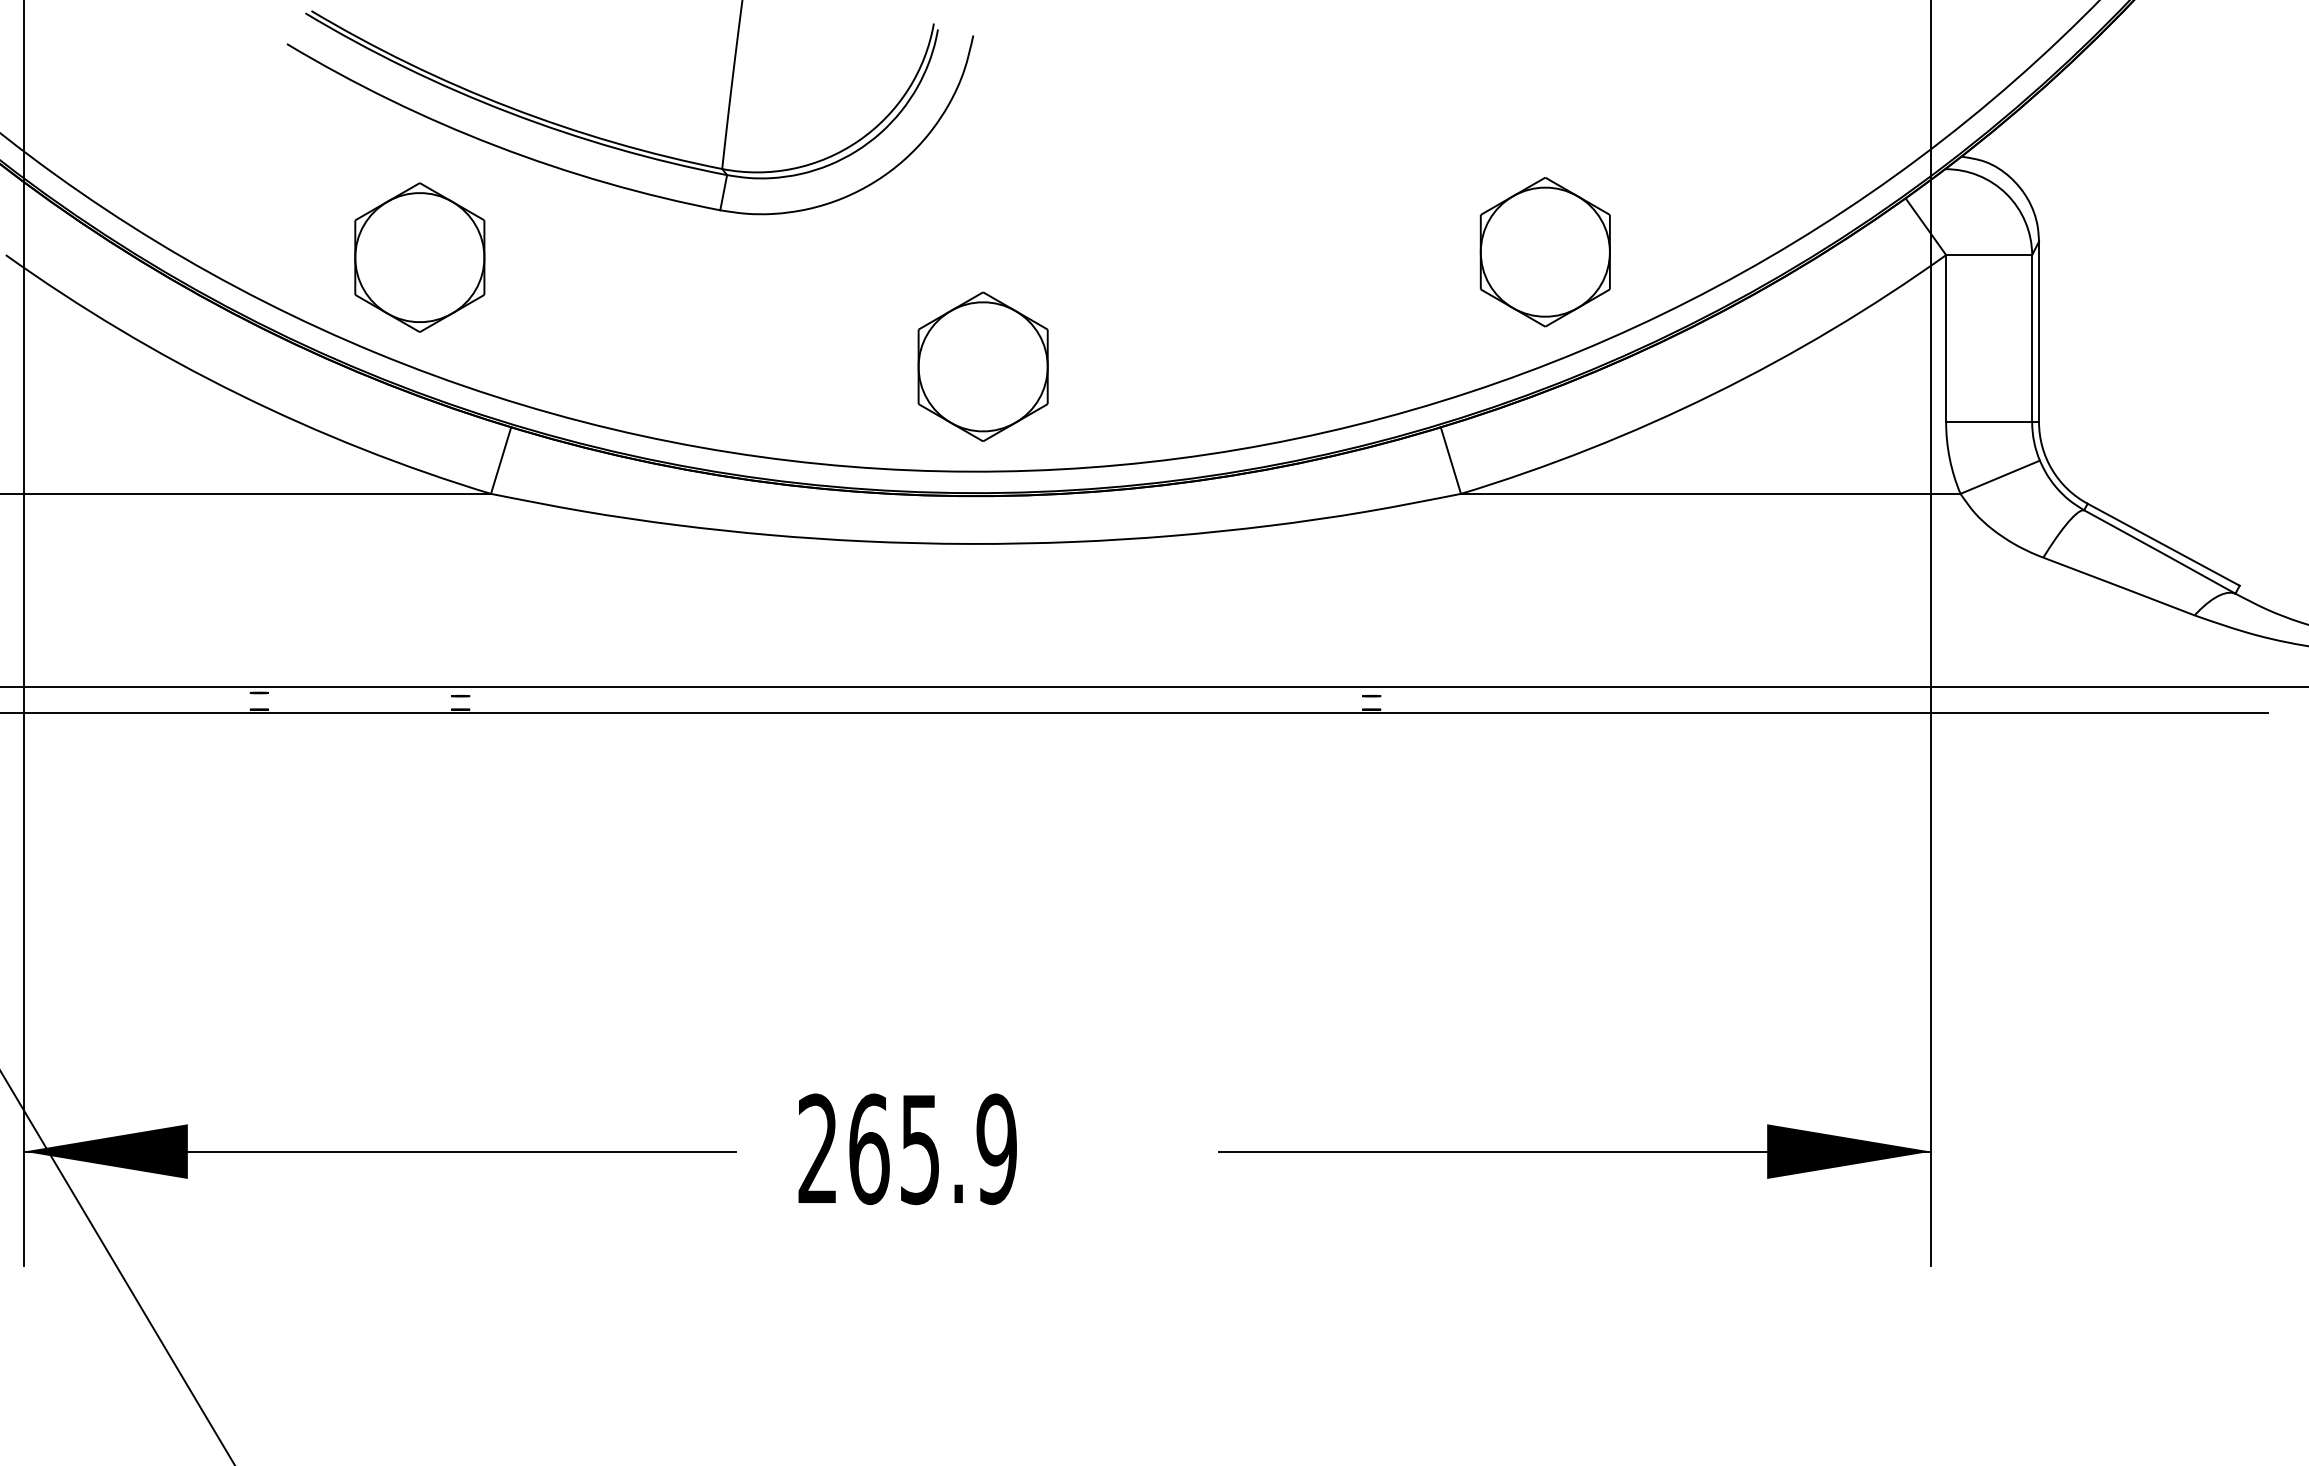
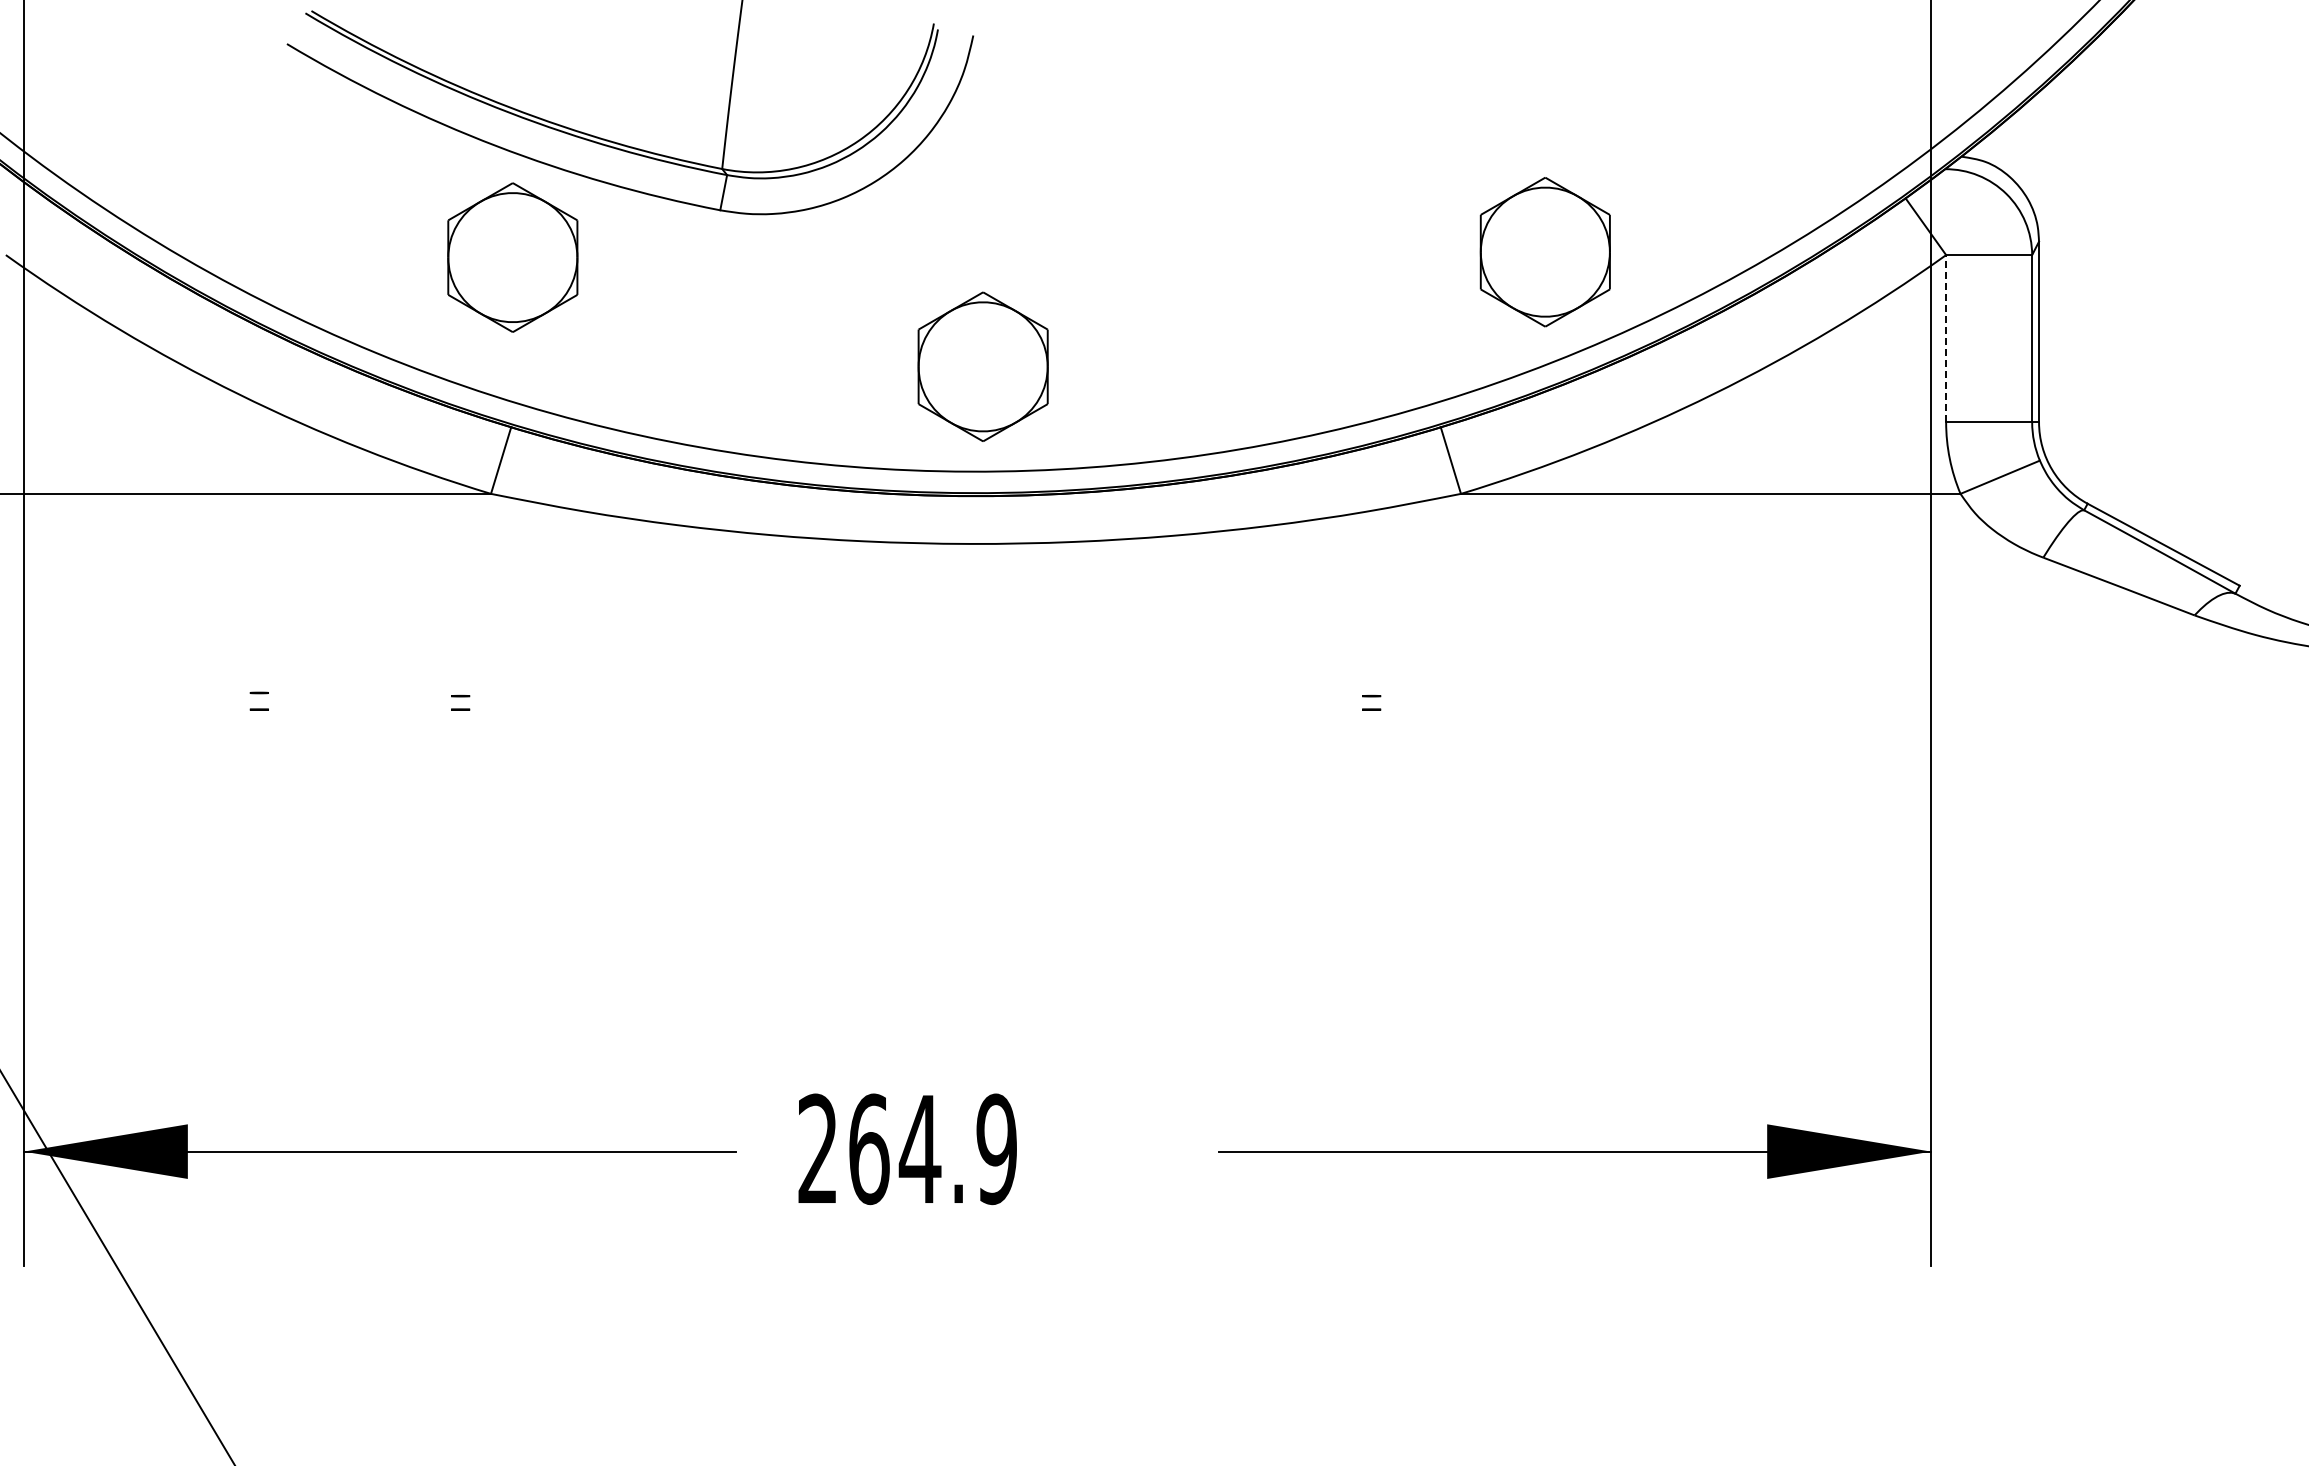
part position: (419, 257) -> (512, 257) (512, 257)
line: solid -> dashed (1946, 338)
line: present -> none (1153, 687)
line: present -> none (1134, 713)
text: 265.9 -> 264.9 (919, 1150)
